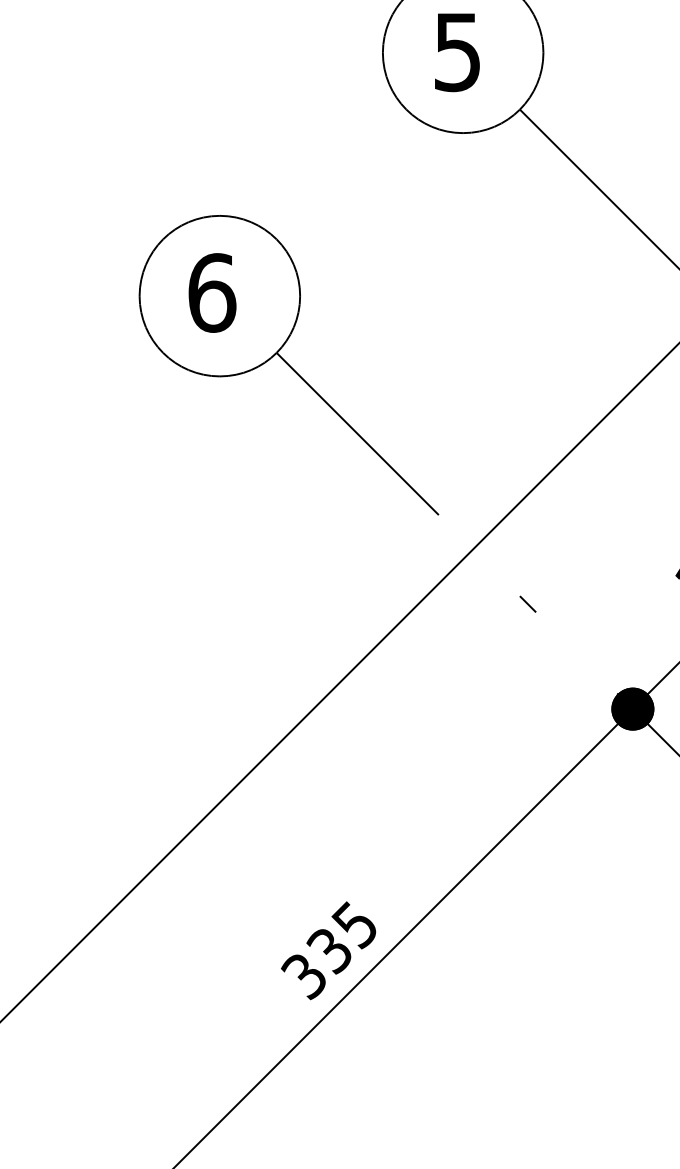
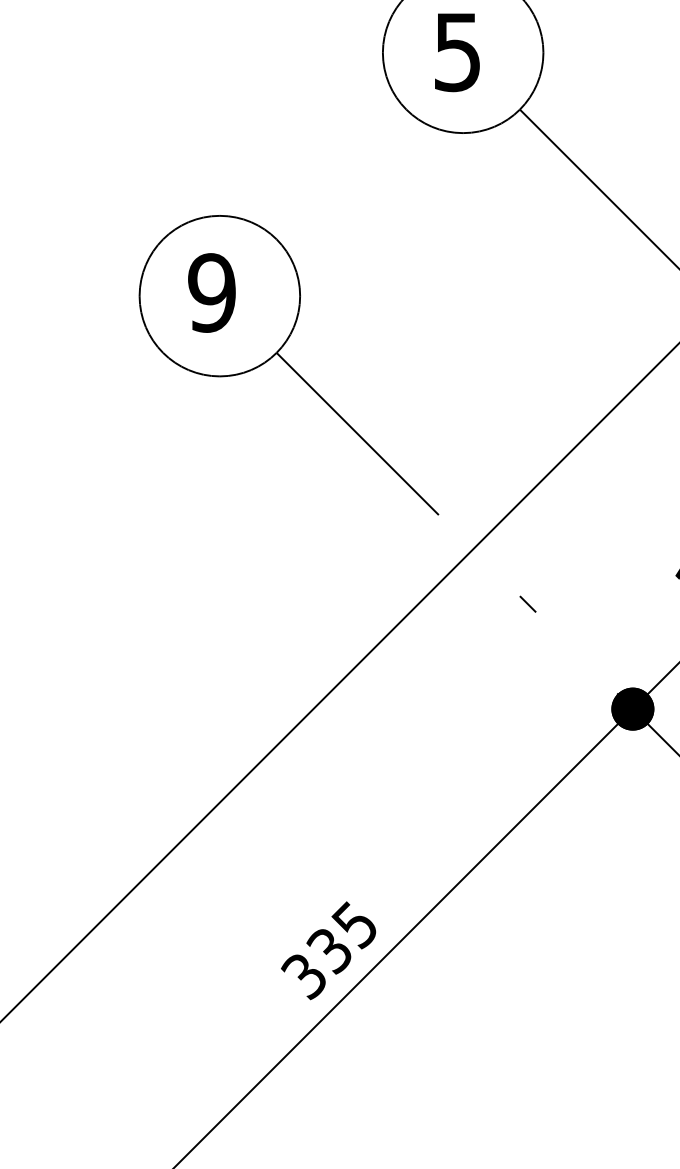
text: 6 -> 9 (212, 292)
